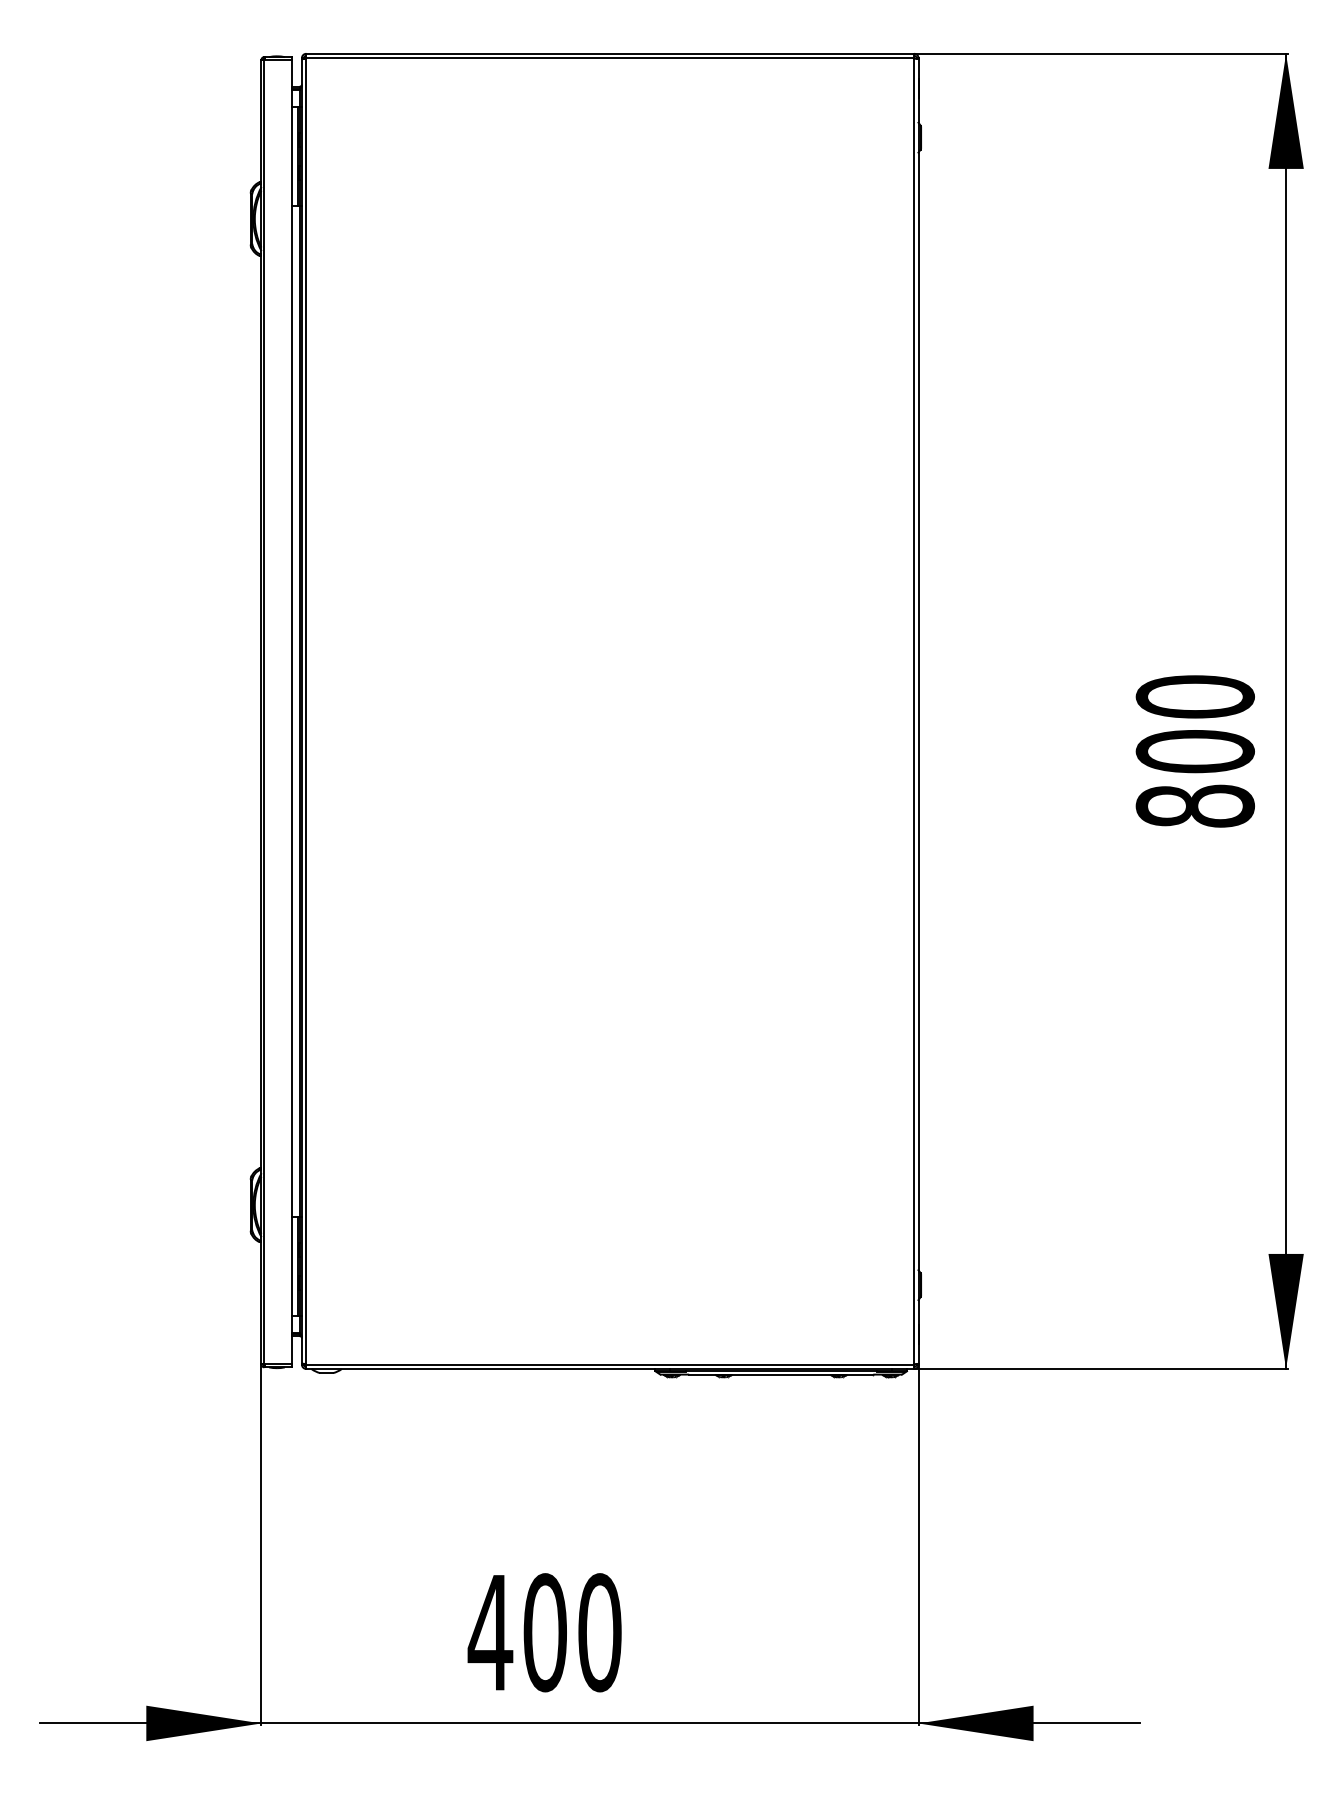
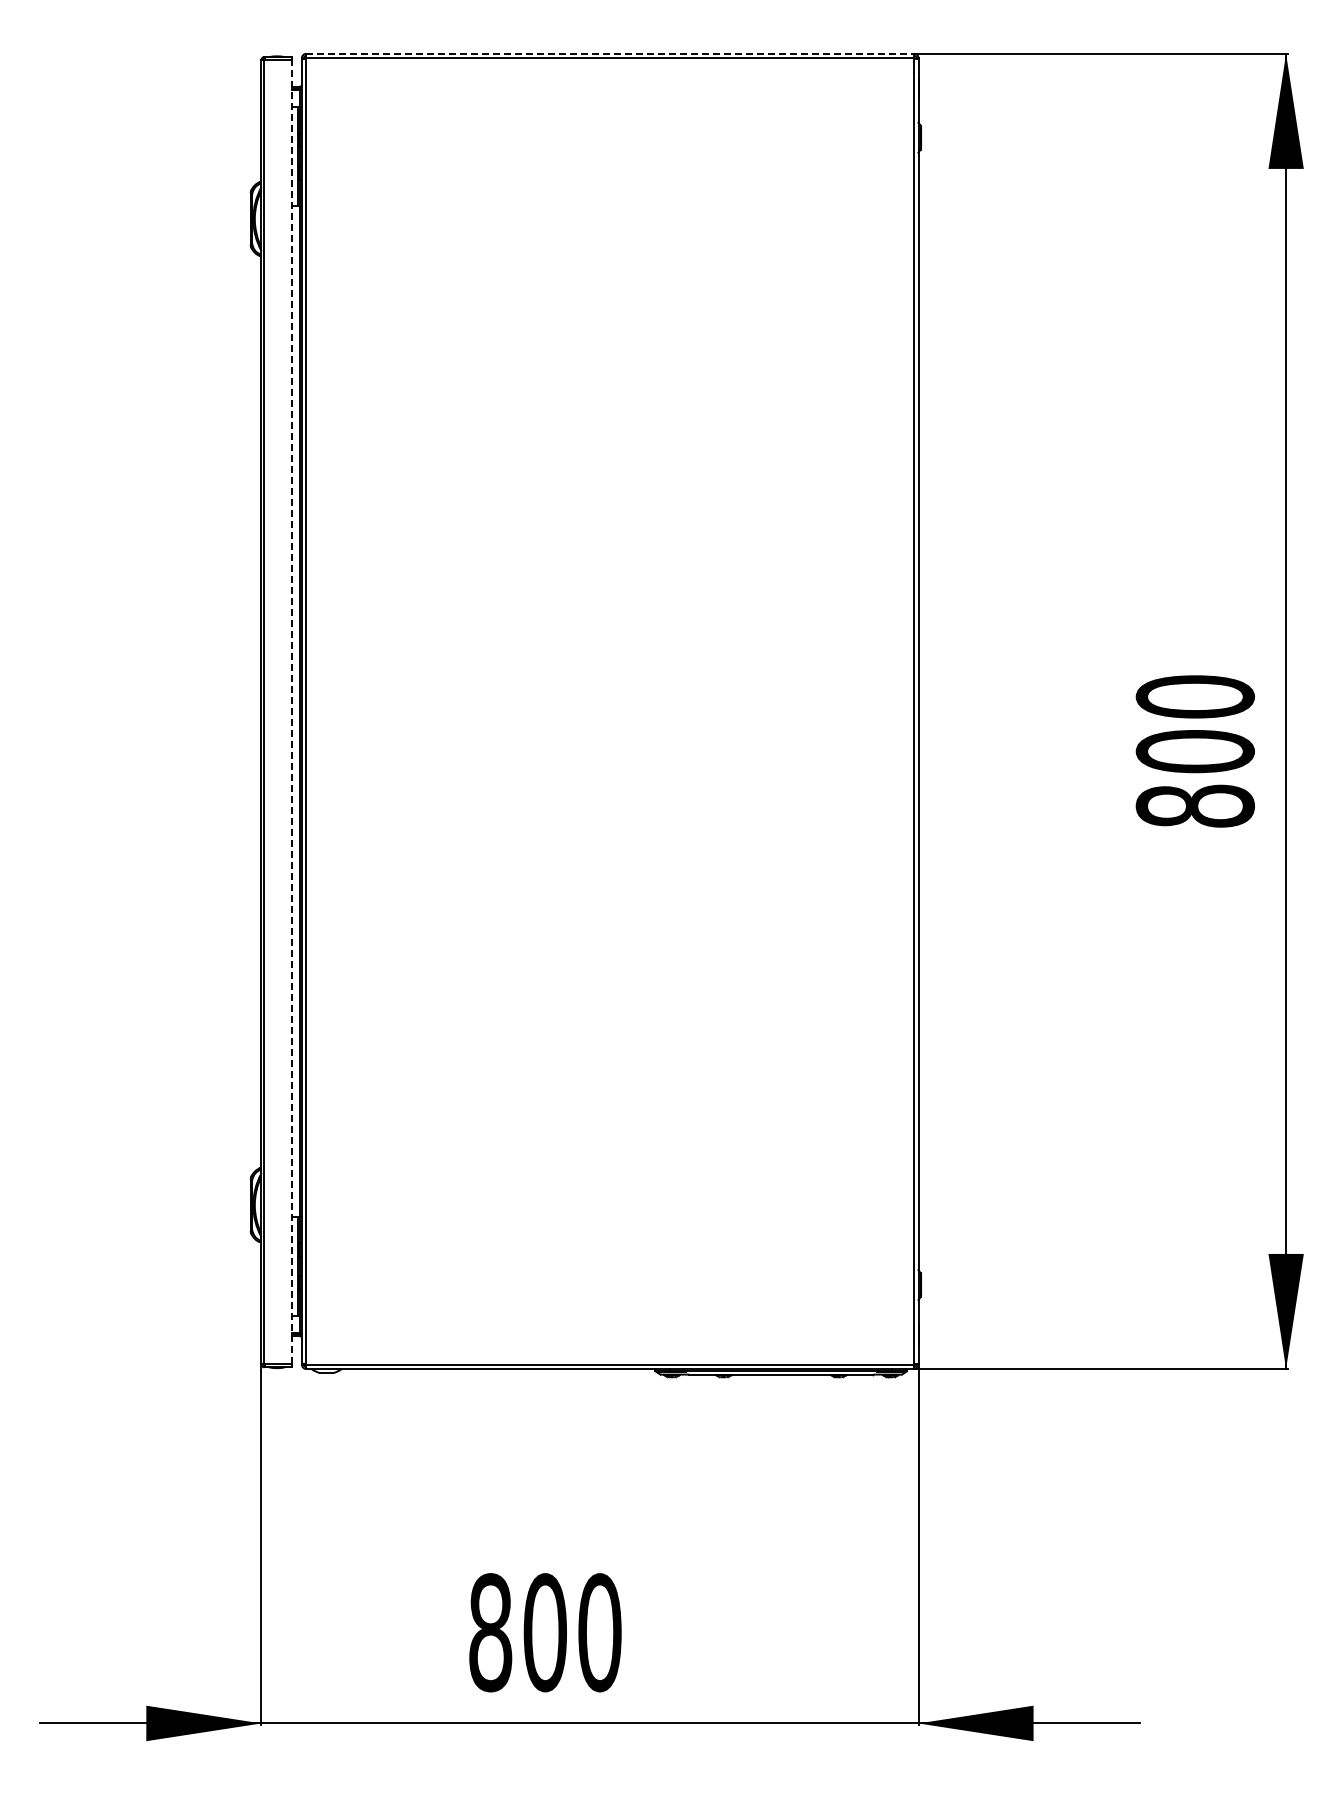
line: solid -> dashed (610, 53)
line: solid -> dashed (291, 711)
text: 400 -> 800 (490, 1632)
